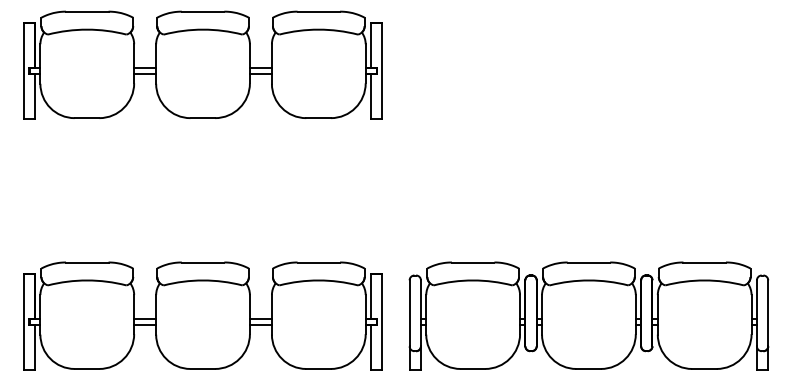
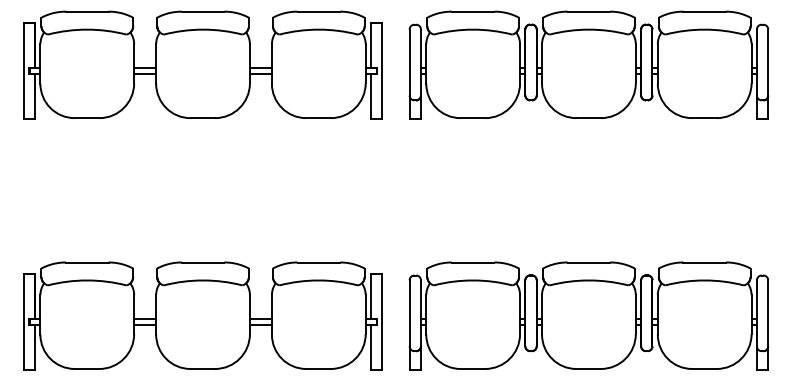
part: none -> present (588, 64)
